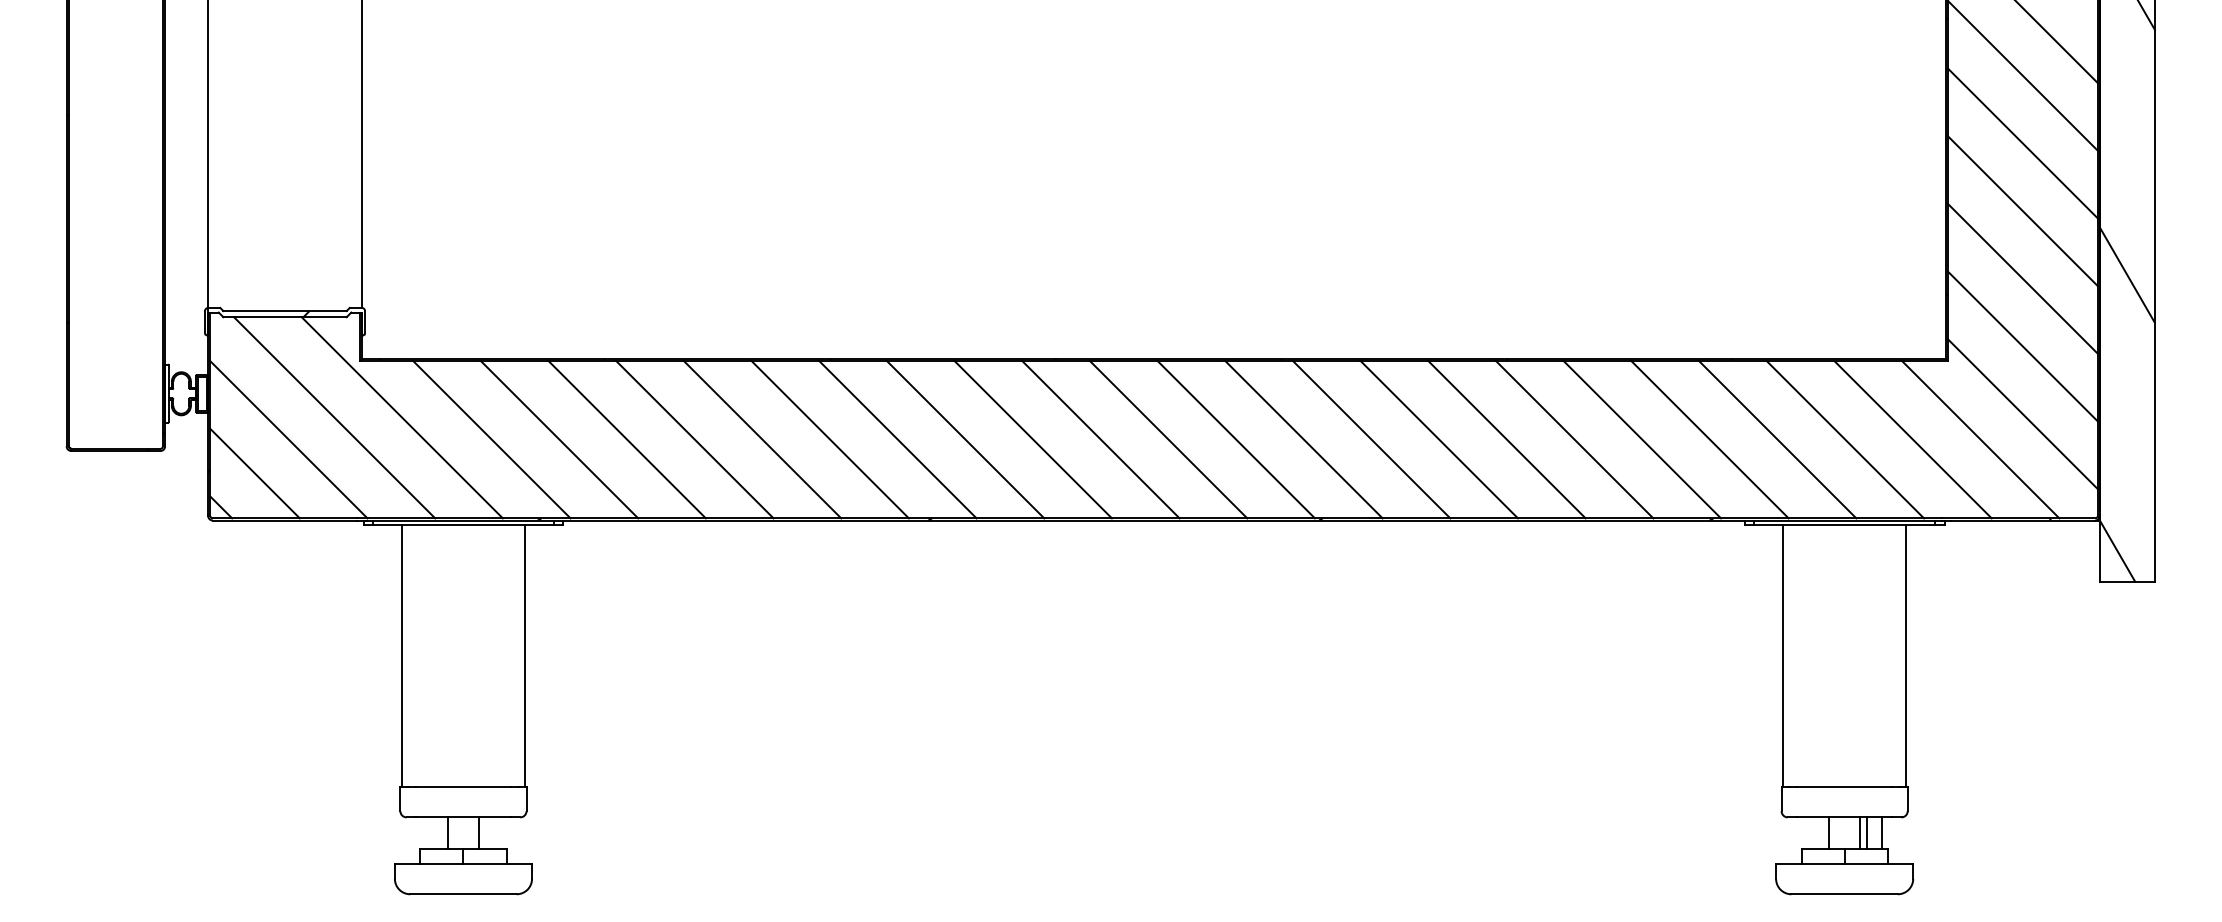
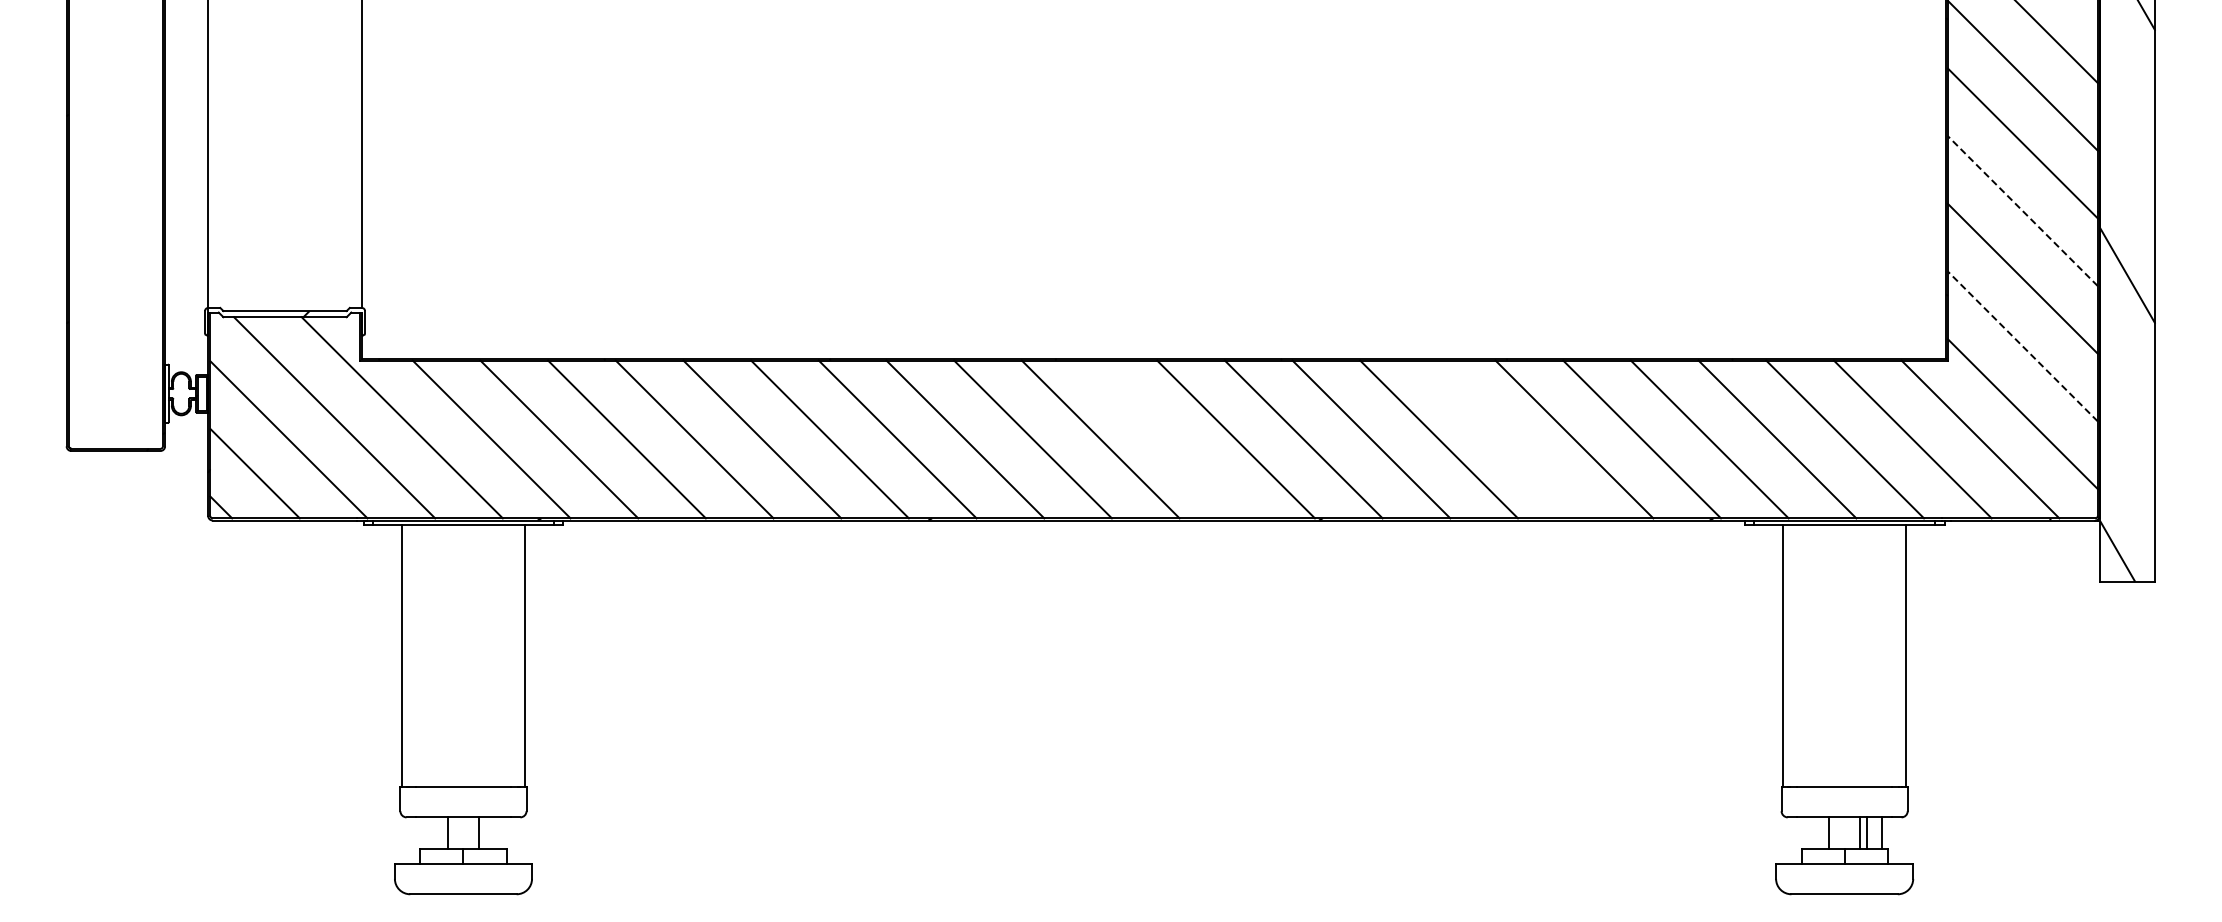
line: solid -> dashed (2022, 211)
line: solid -> dashed (2022, 346)
line: present -> none (1168, 439)
line: present -> none (1506, 439)
